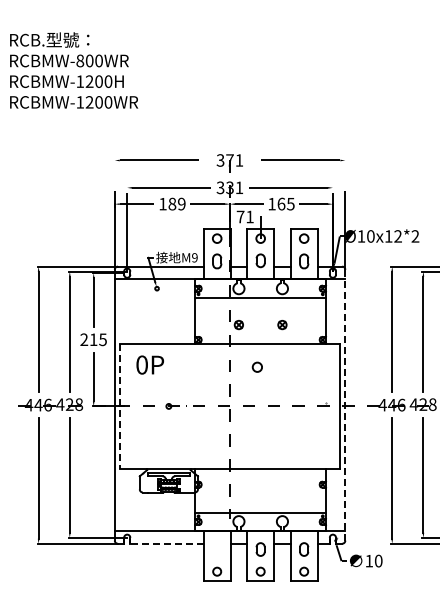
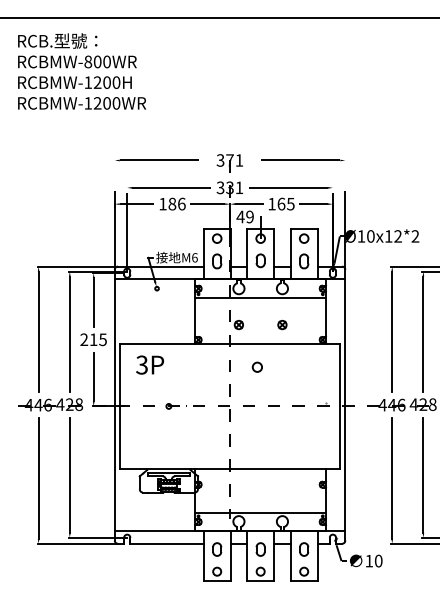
line: none -> present (219, 17)
text position: (74, 70) -> (82, 71) (82, 71)
text: 189 -> 186 (181, 203)
text: 71 -> 49 (244, 216)
text: M9 -> M6 (194, 257)
text: 0P -> 3P (141, 364)
line: dashed -> solid (345, 405)
line: dashed -> solid (120, 406)
line: dashed -> solid (167, 543)
part: none -> present (217, 549)
